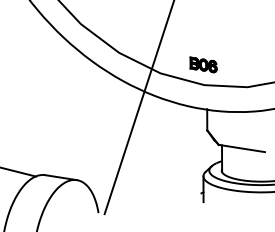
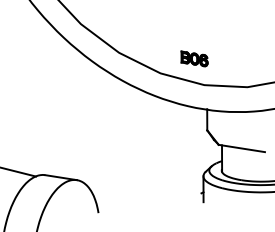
part position: (203, 64) -> (194, 58) (194, 58)
line: present -> none (138, 108)
